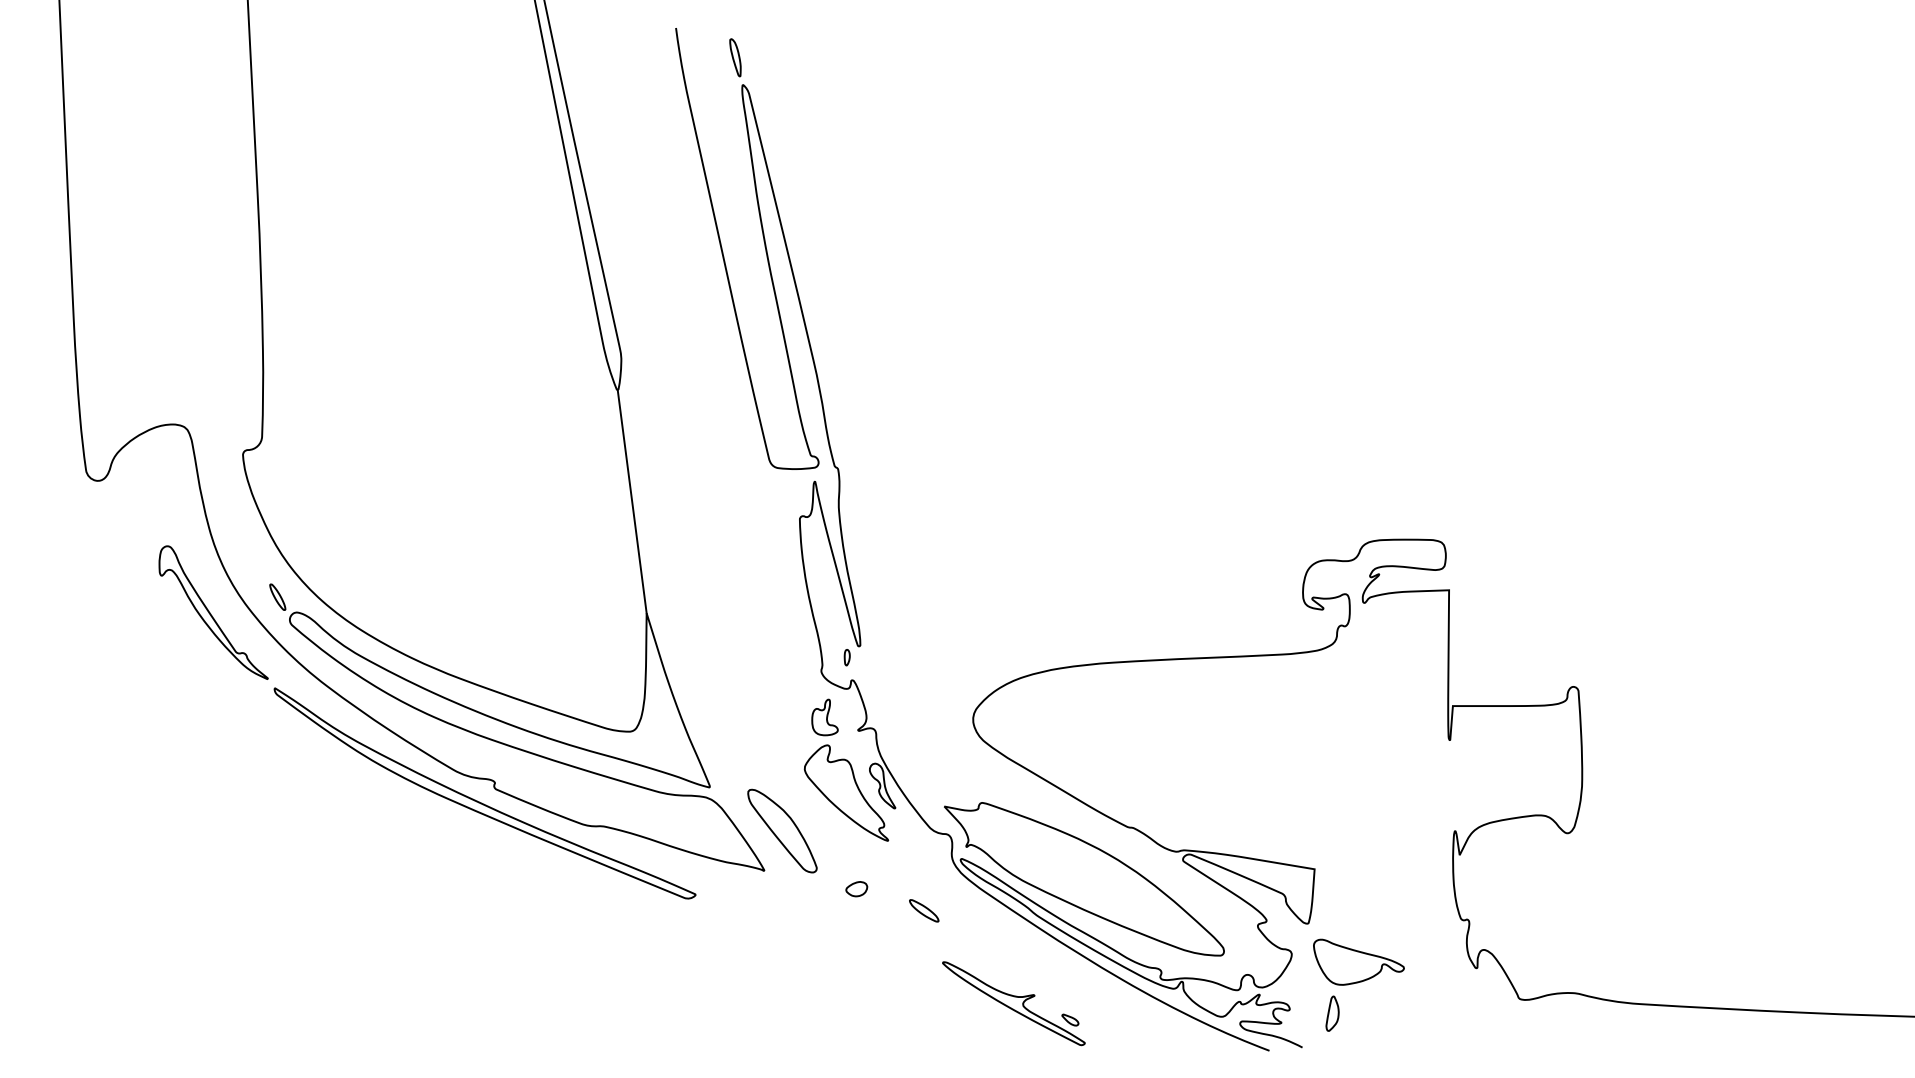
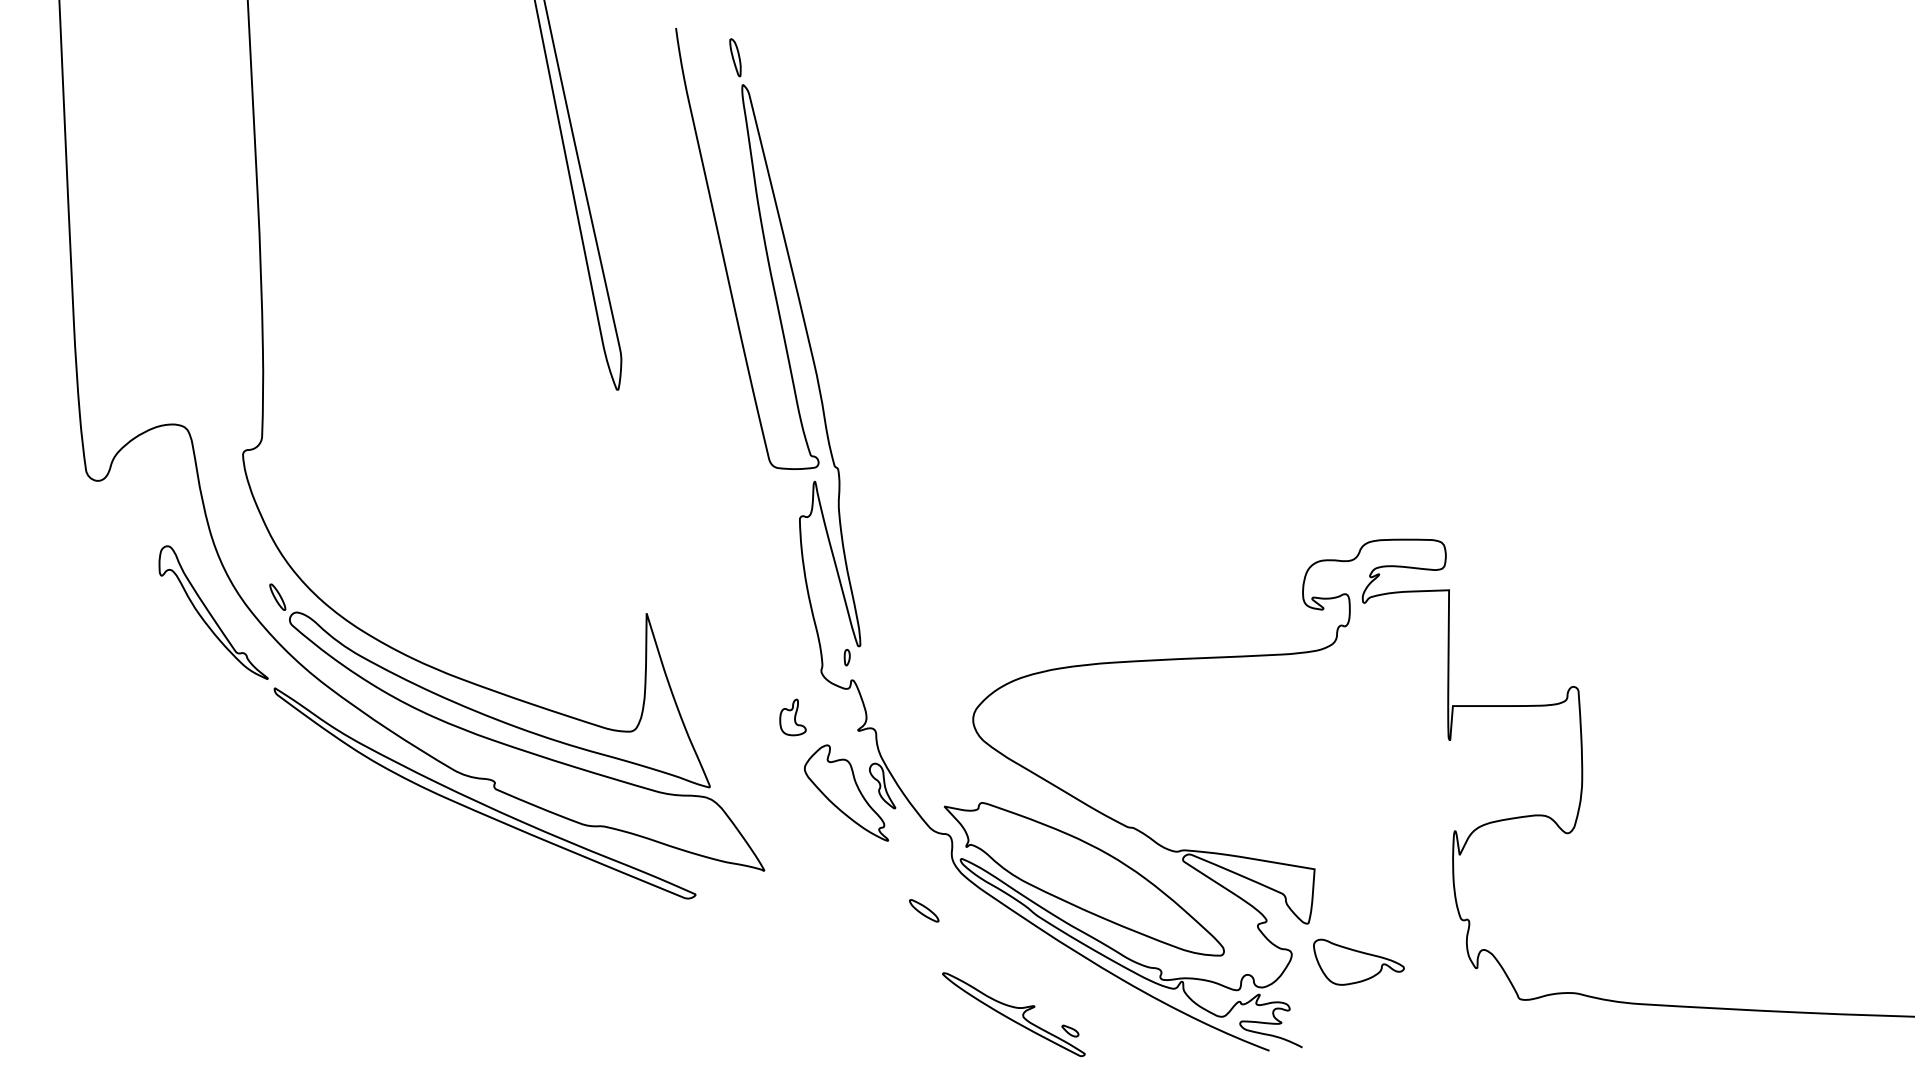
line: present -> none (631, 501)
part position: (824, 717) -> (792, 717) (792, 717)
part: present -> none (782, 830)
part: present -> none (856, 889)
part position: (1013, 1003) -> (1013, 1014) (1013, 1014)
part: present -> none (1332, 1013)
